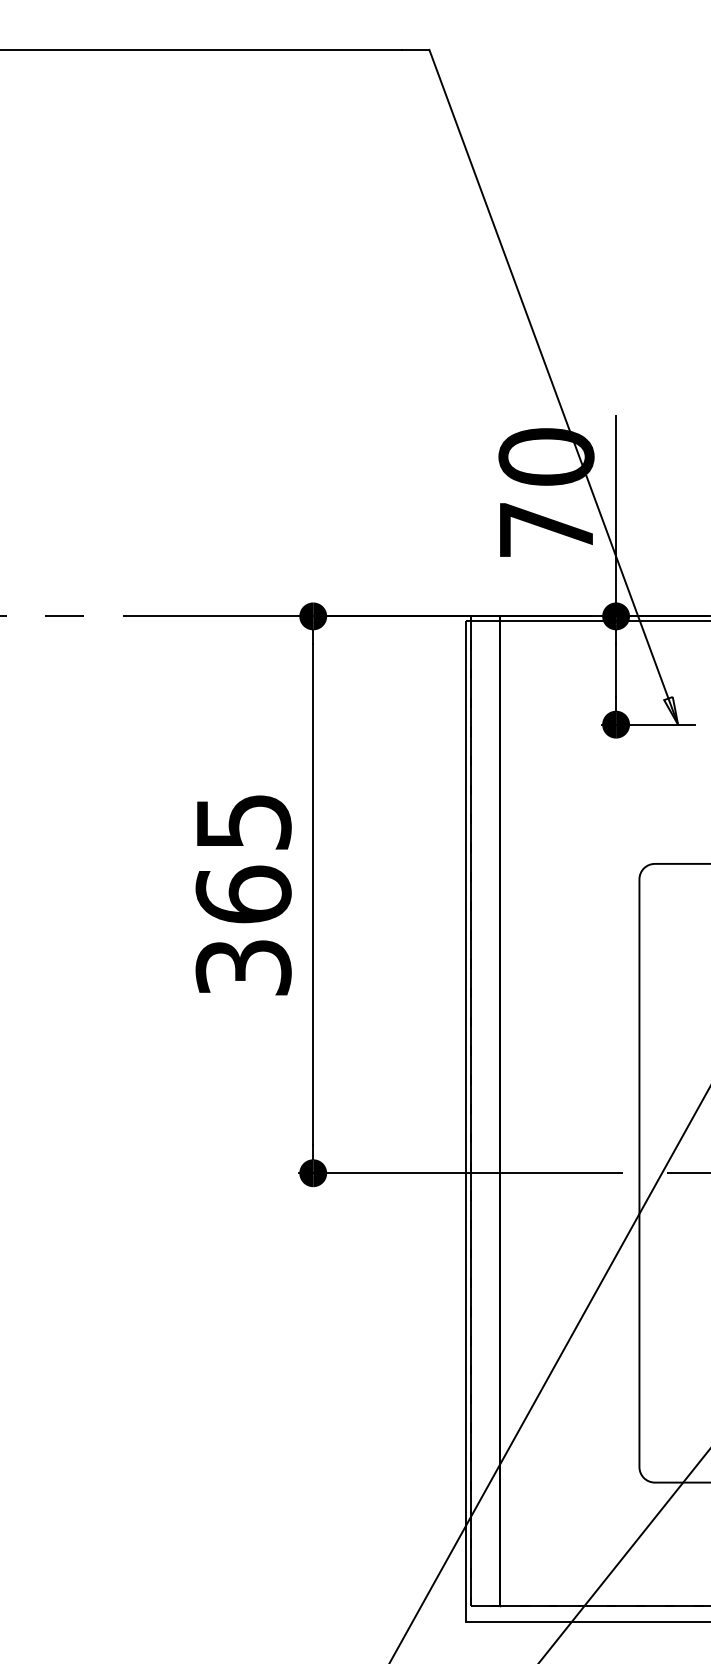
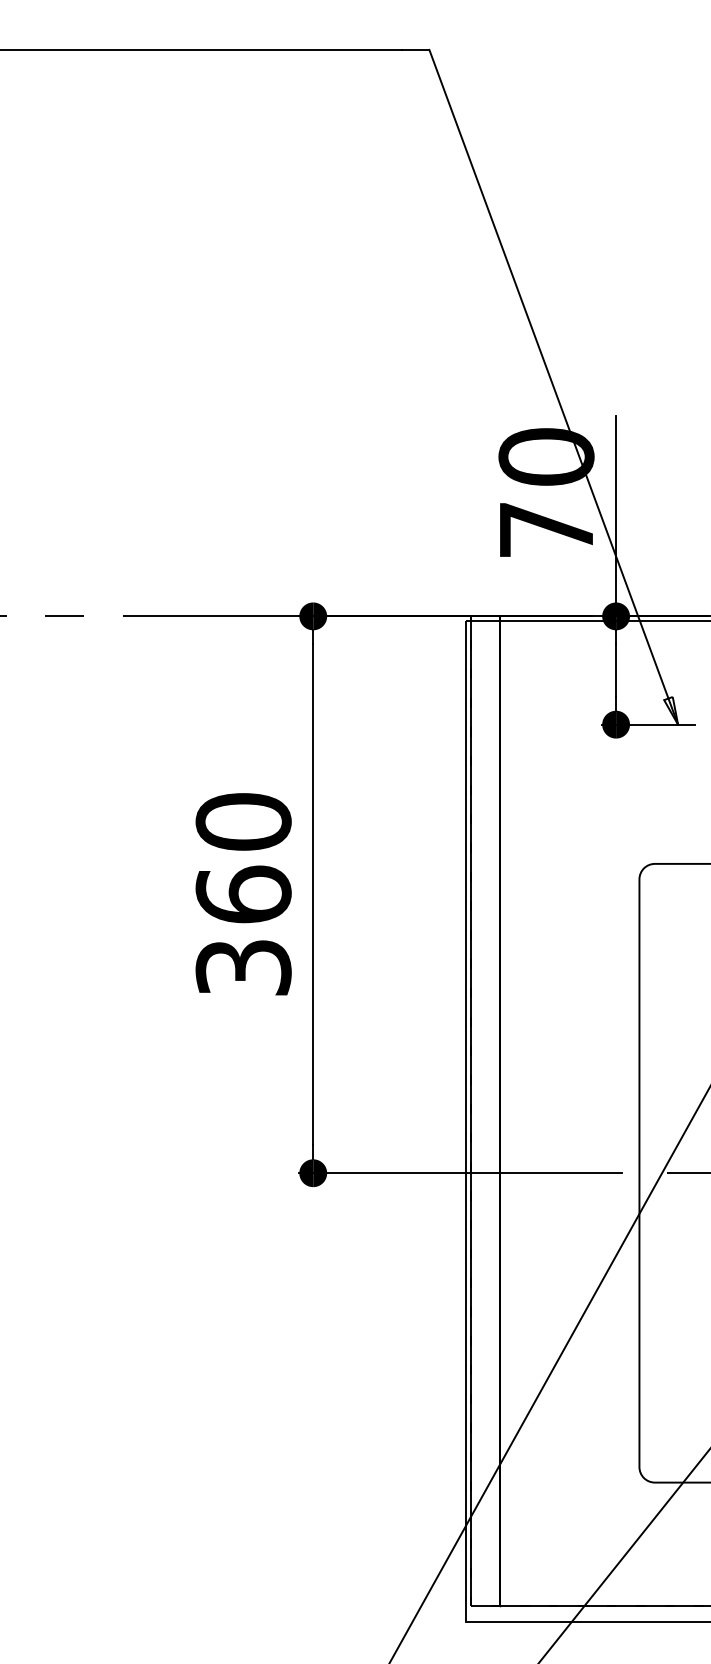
text: 365 -> 360 (243, 821)
